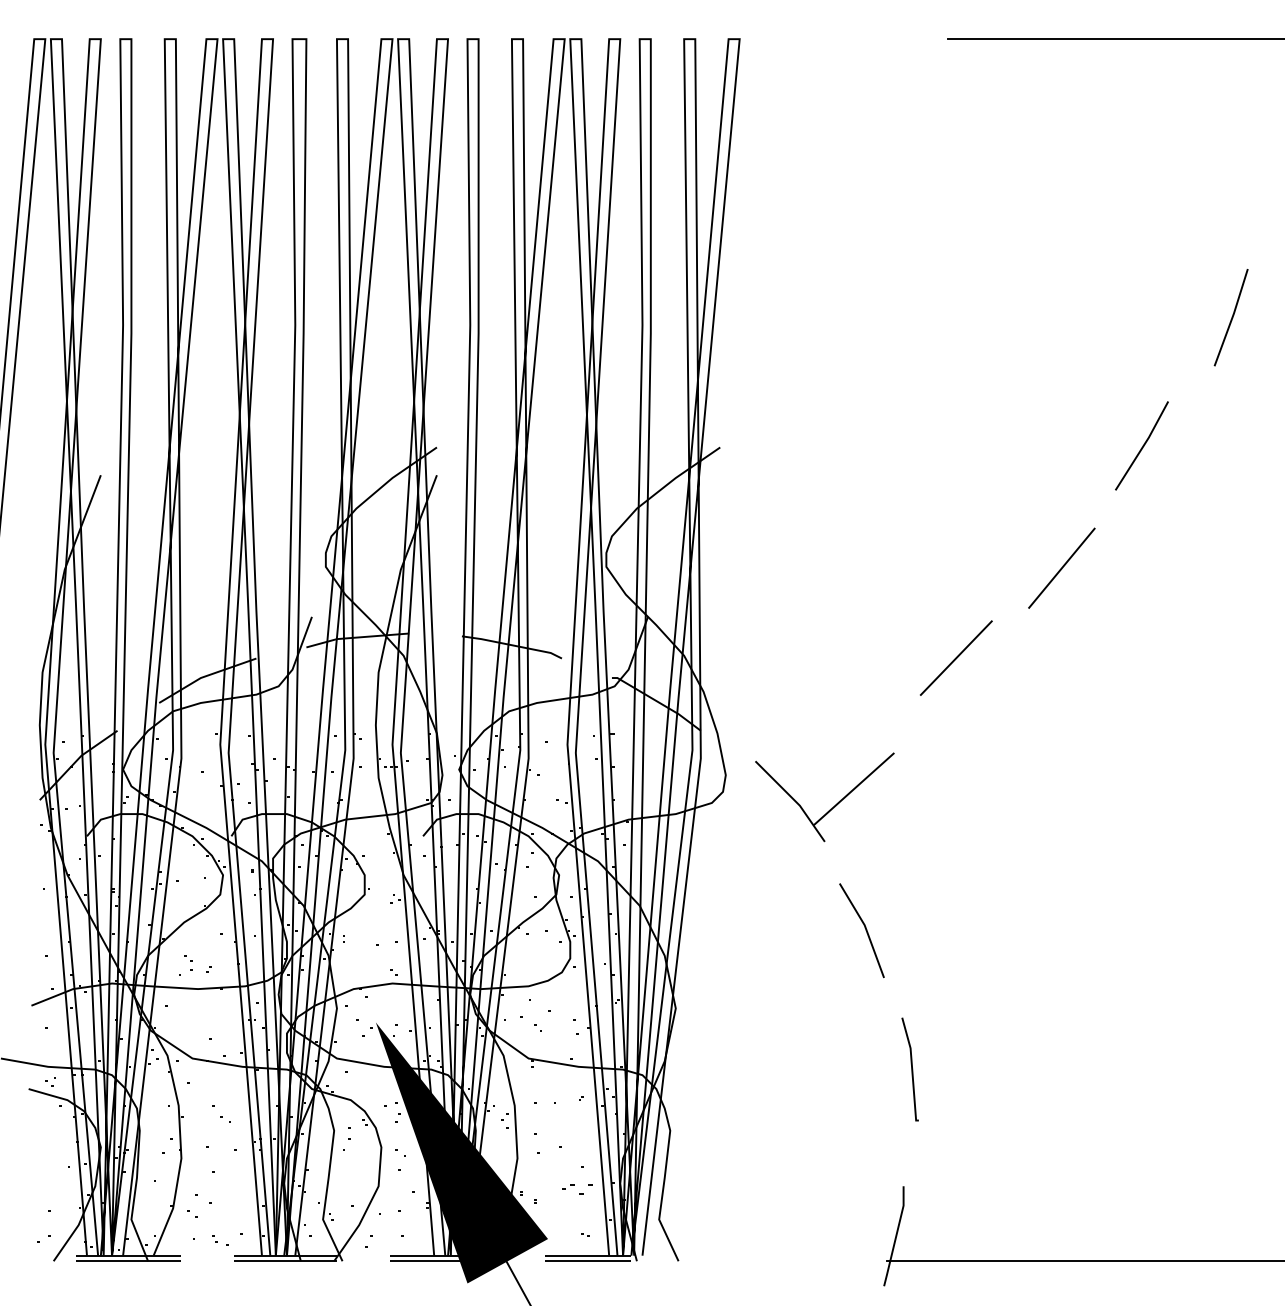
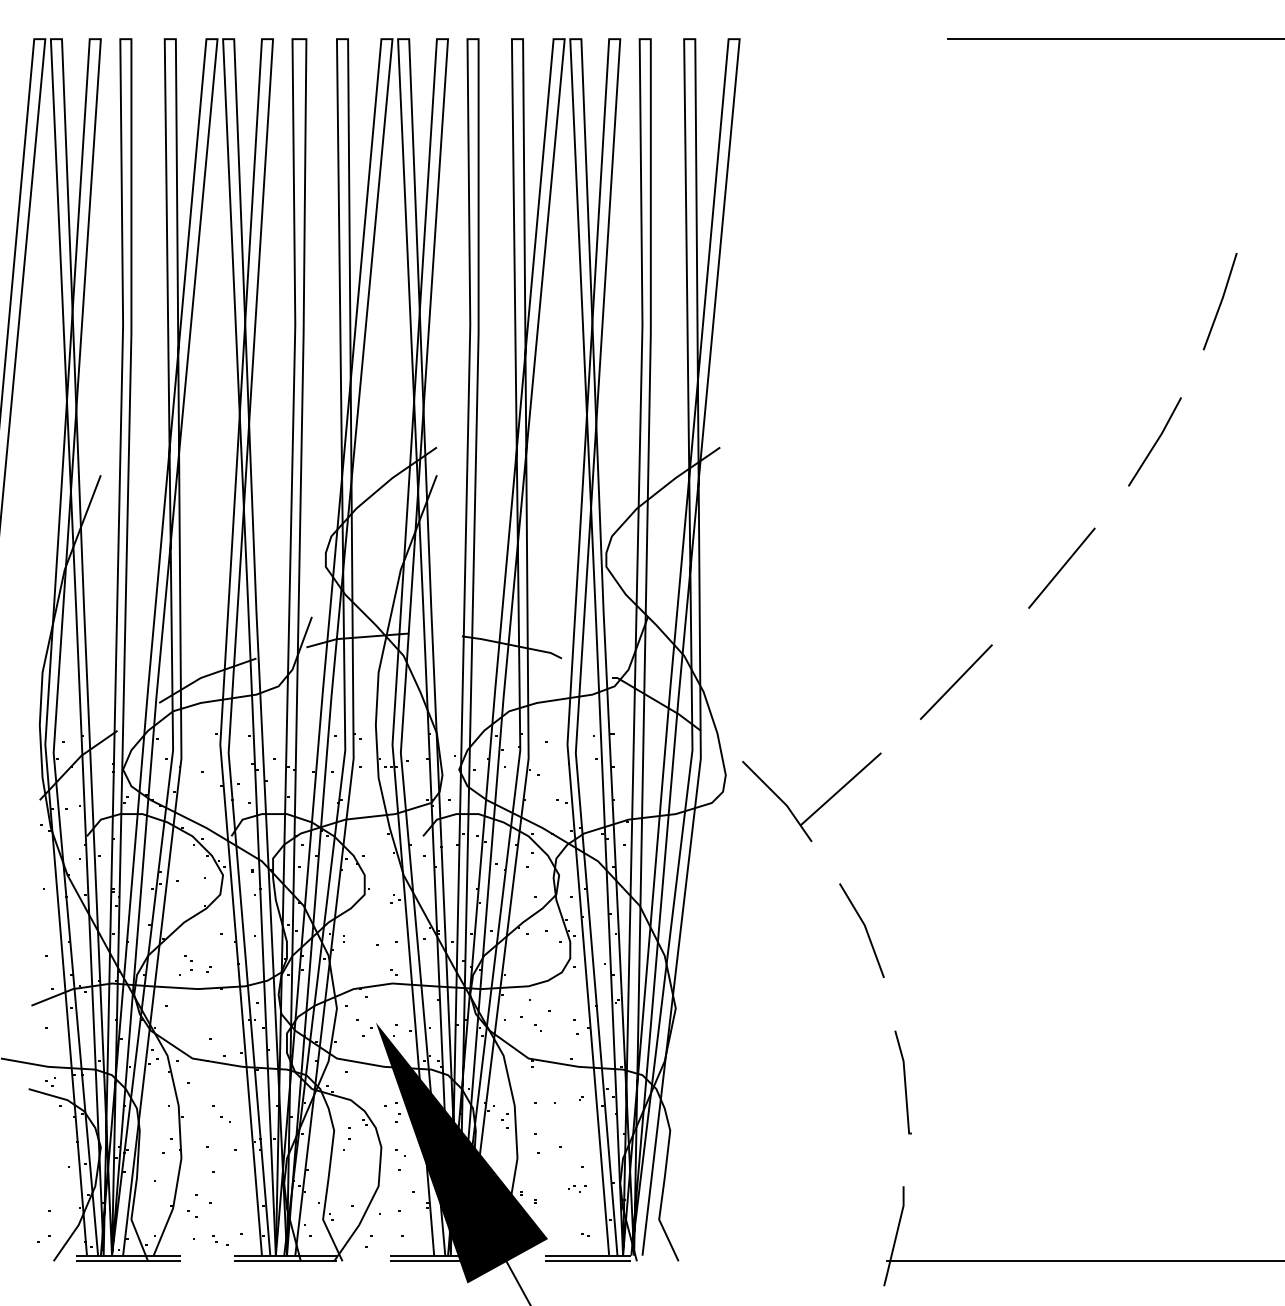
line position: (1231, 317) -> (1220, 301) (1220, 301)
line position: (1142, 445) -> (1155, 441) (1155, 441)
line position: (956, 657) -> (956, 681) (956, 681)
part position: (830, 808) -> (817, 808) (817, 808)
line position: (911, 1069) -> (904, 1082) (904, 1082)
part size: 31x11 px -> 19x8 px (577, 1188)
